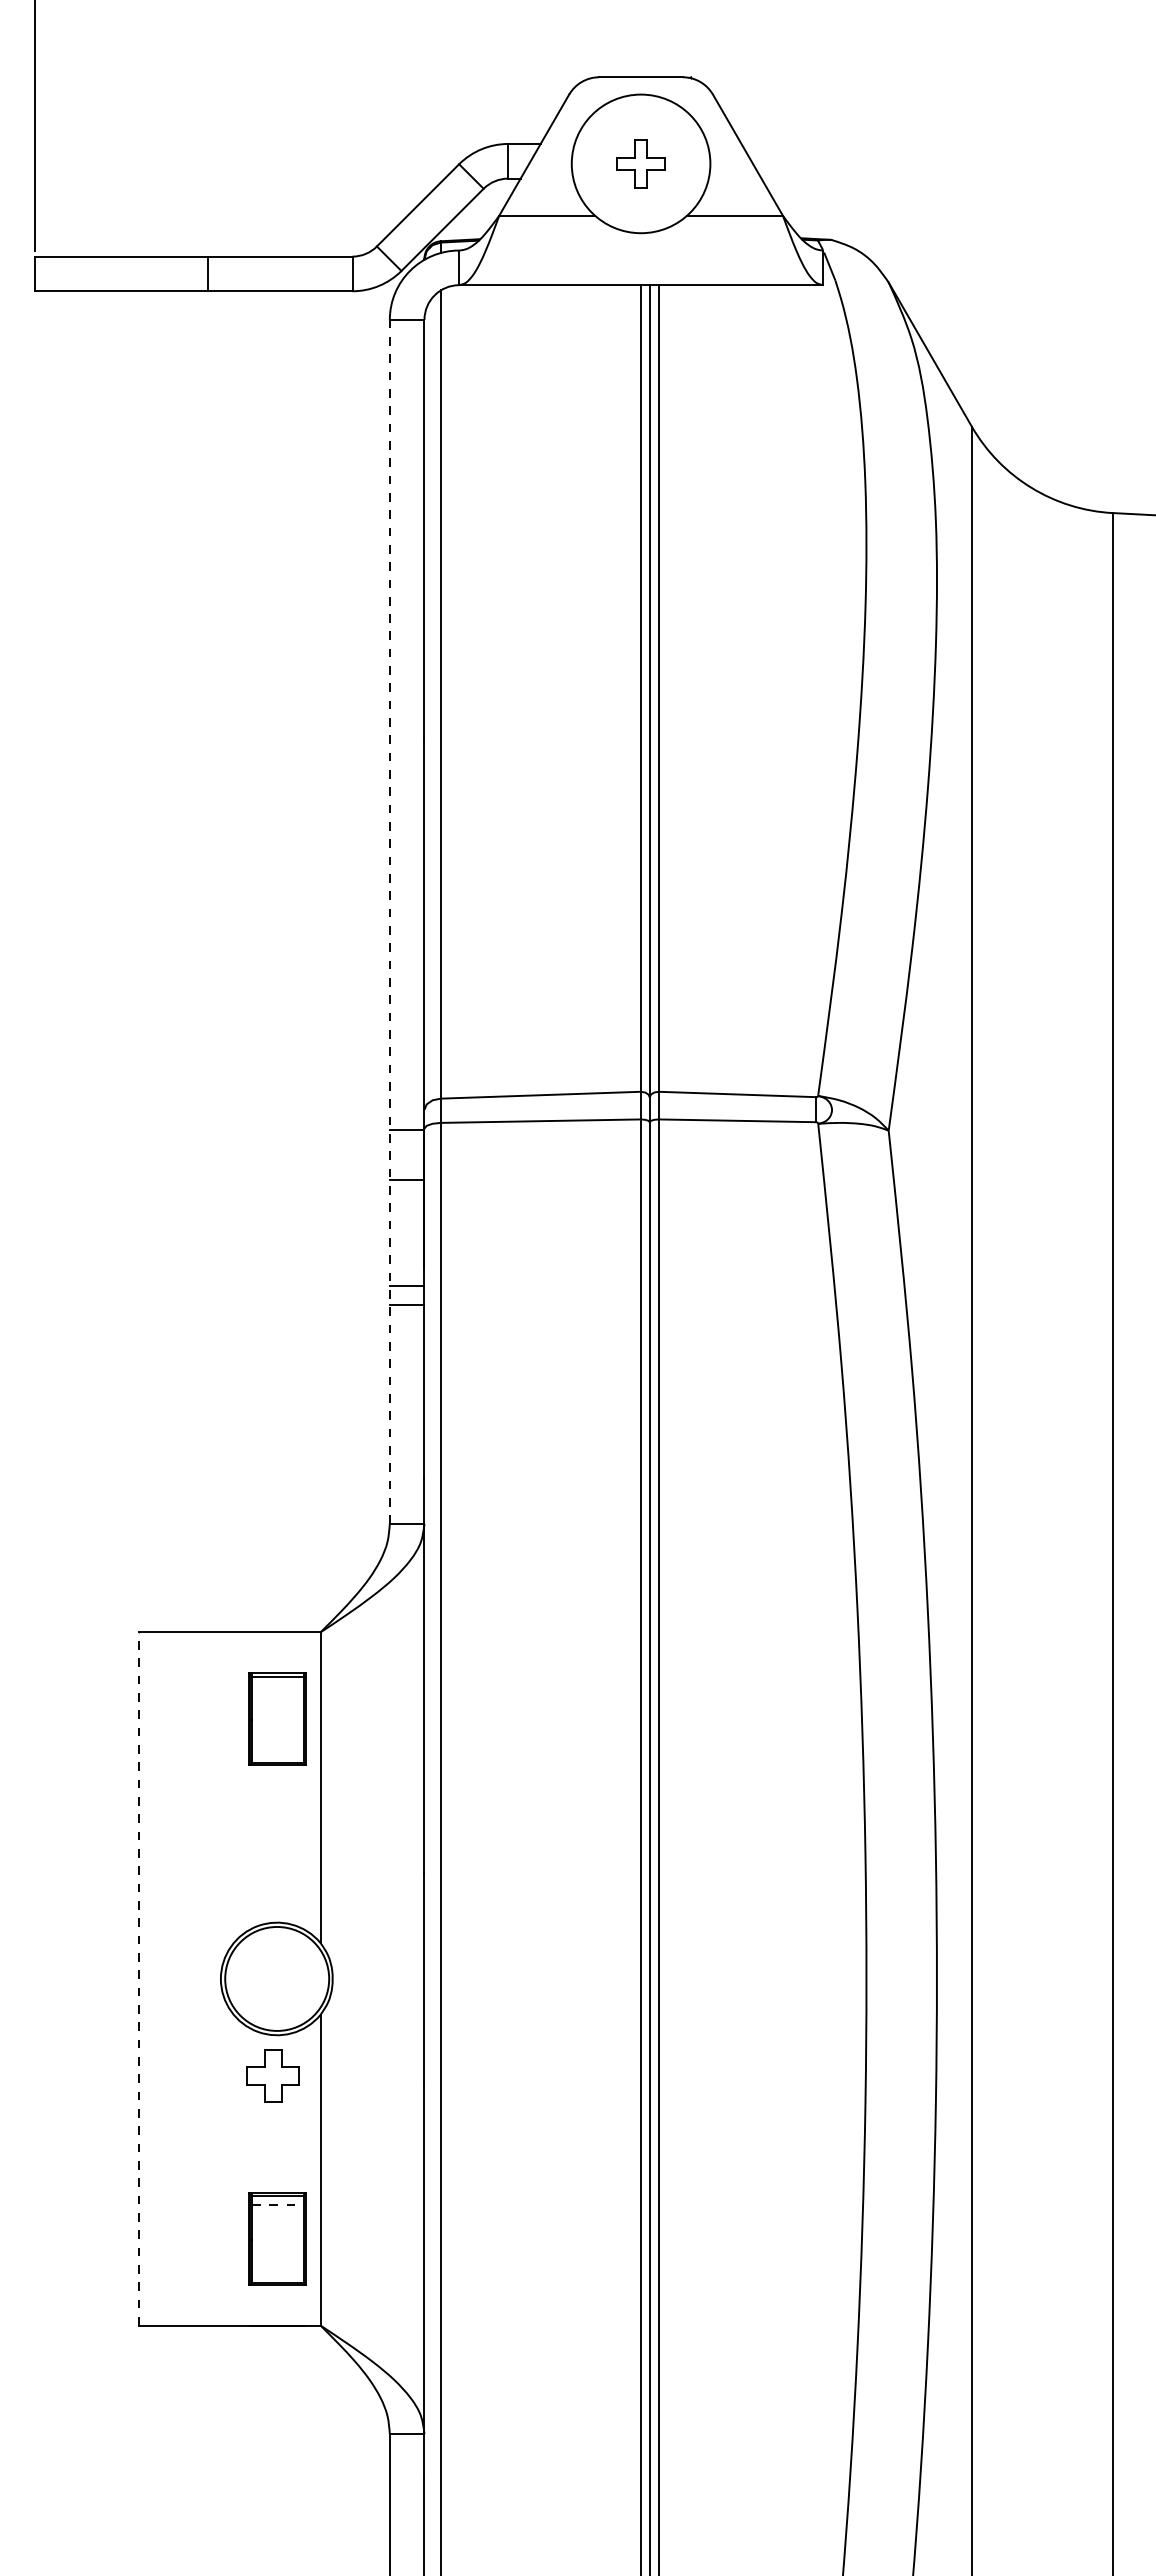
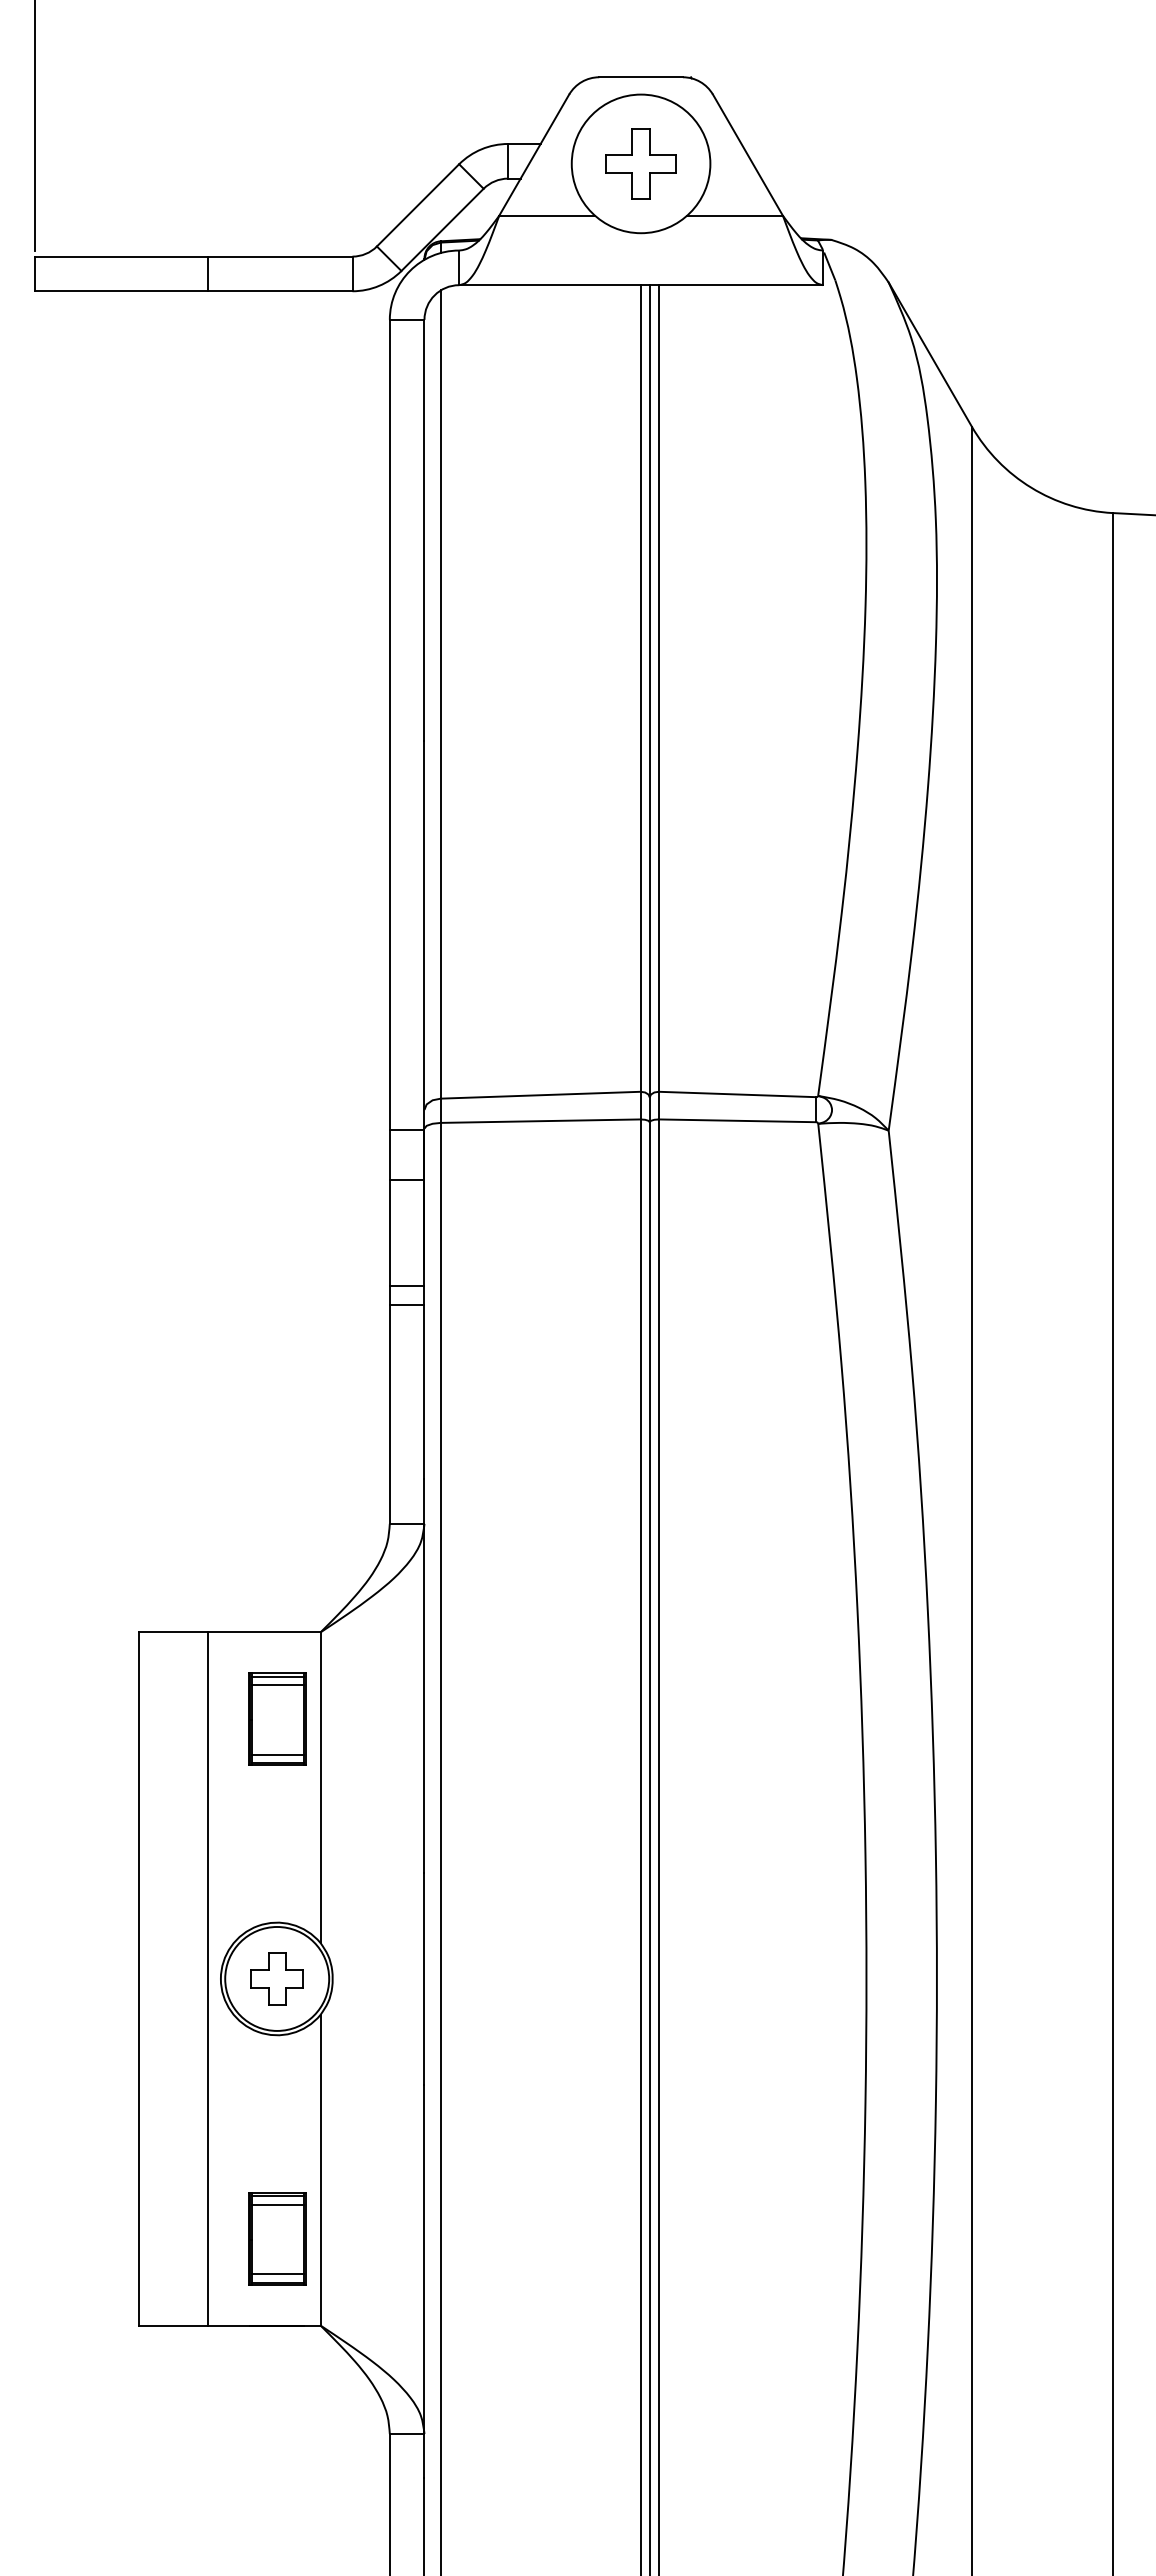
part size: 50x50 px -> 72x72 px (640, 163)
line: dashed -> solid (389, 921)
line: none -> present (278, 1685)
line: none -> present (278, 1754)
line: dashed -> solid (138, 1978)
line: none -> present (207, 1978)
part position: (272, 2075) -> (276, 1978) (276, 1978)
line: dashed -> solid (278, 2205)
line: none -> present (278, 2274)
